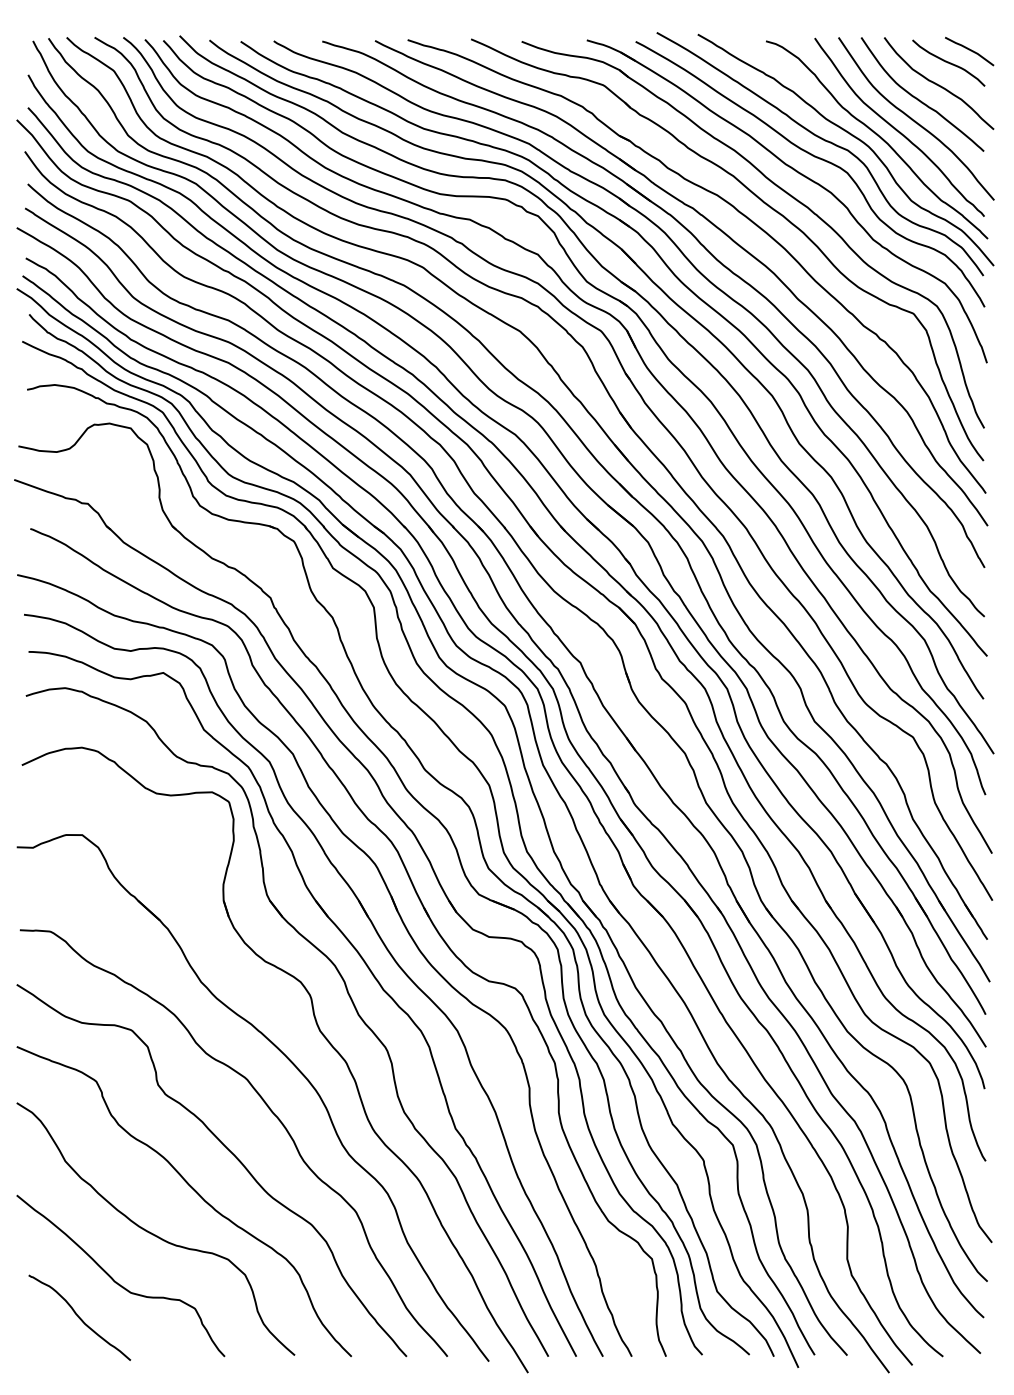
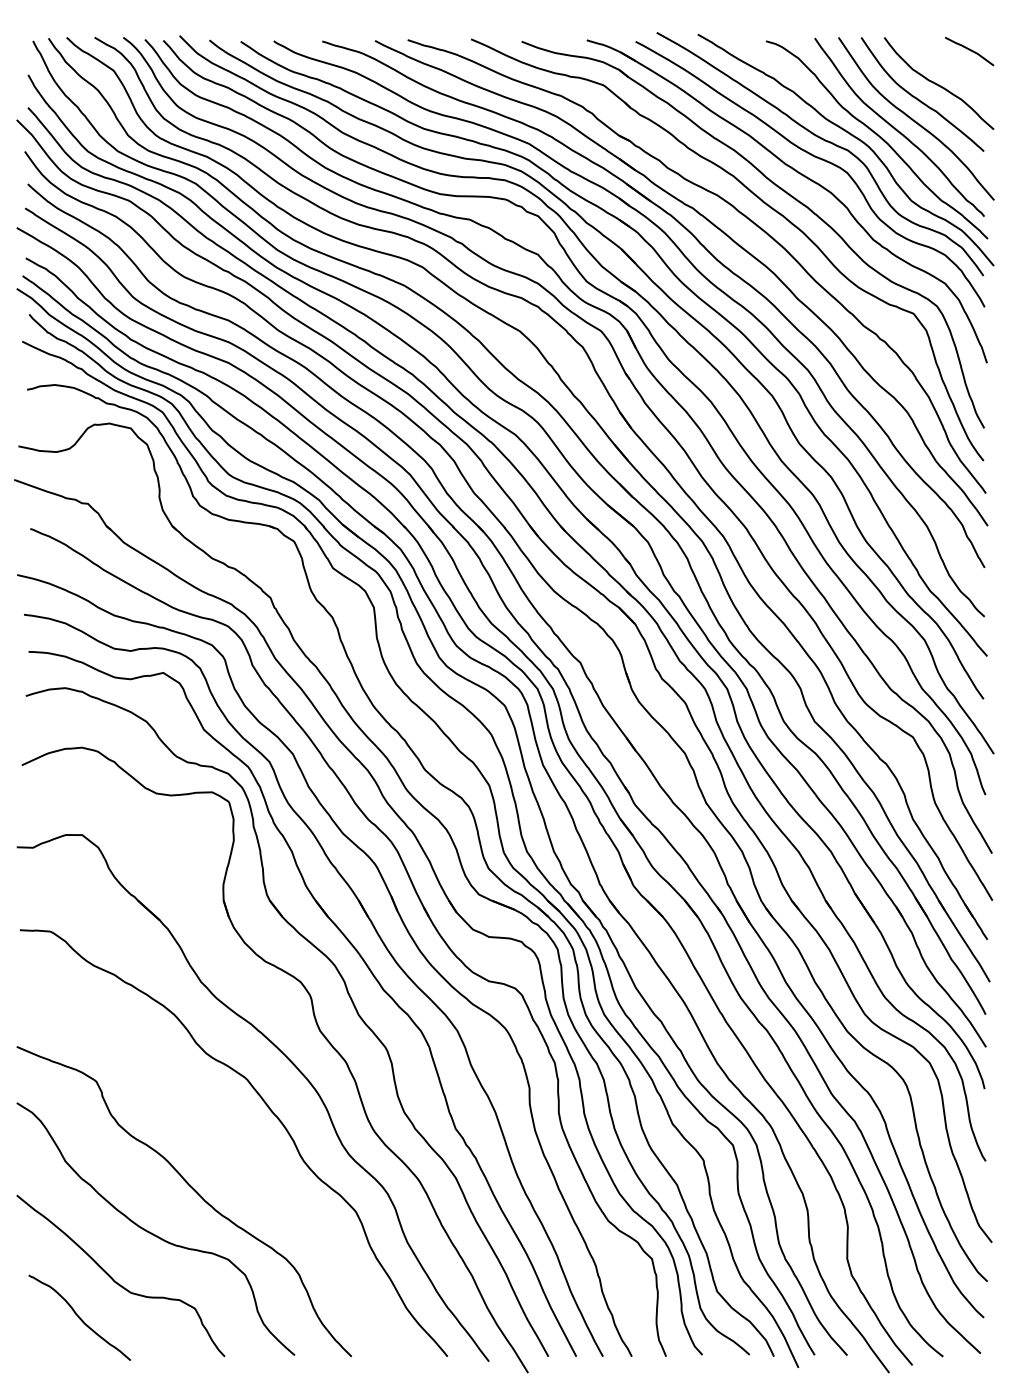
curve: present -> none (948, 62)
curve: present -> none (229, 1151)
